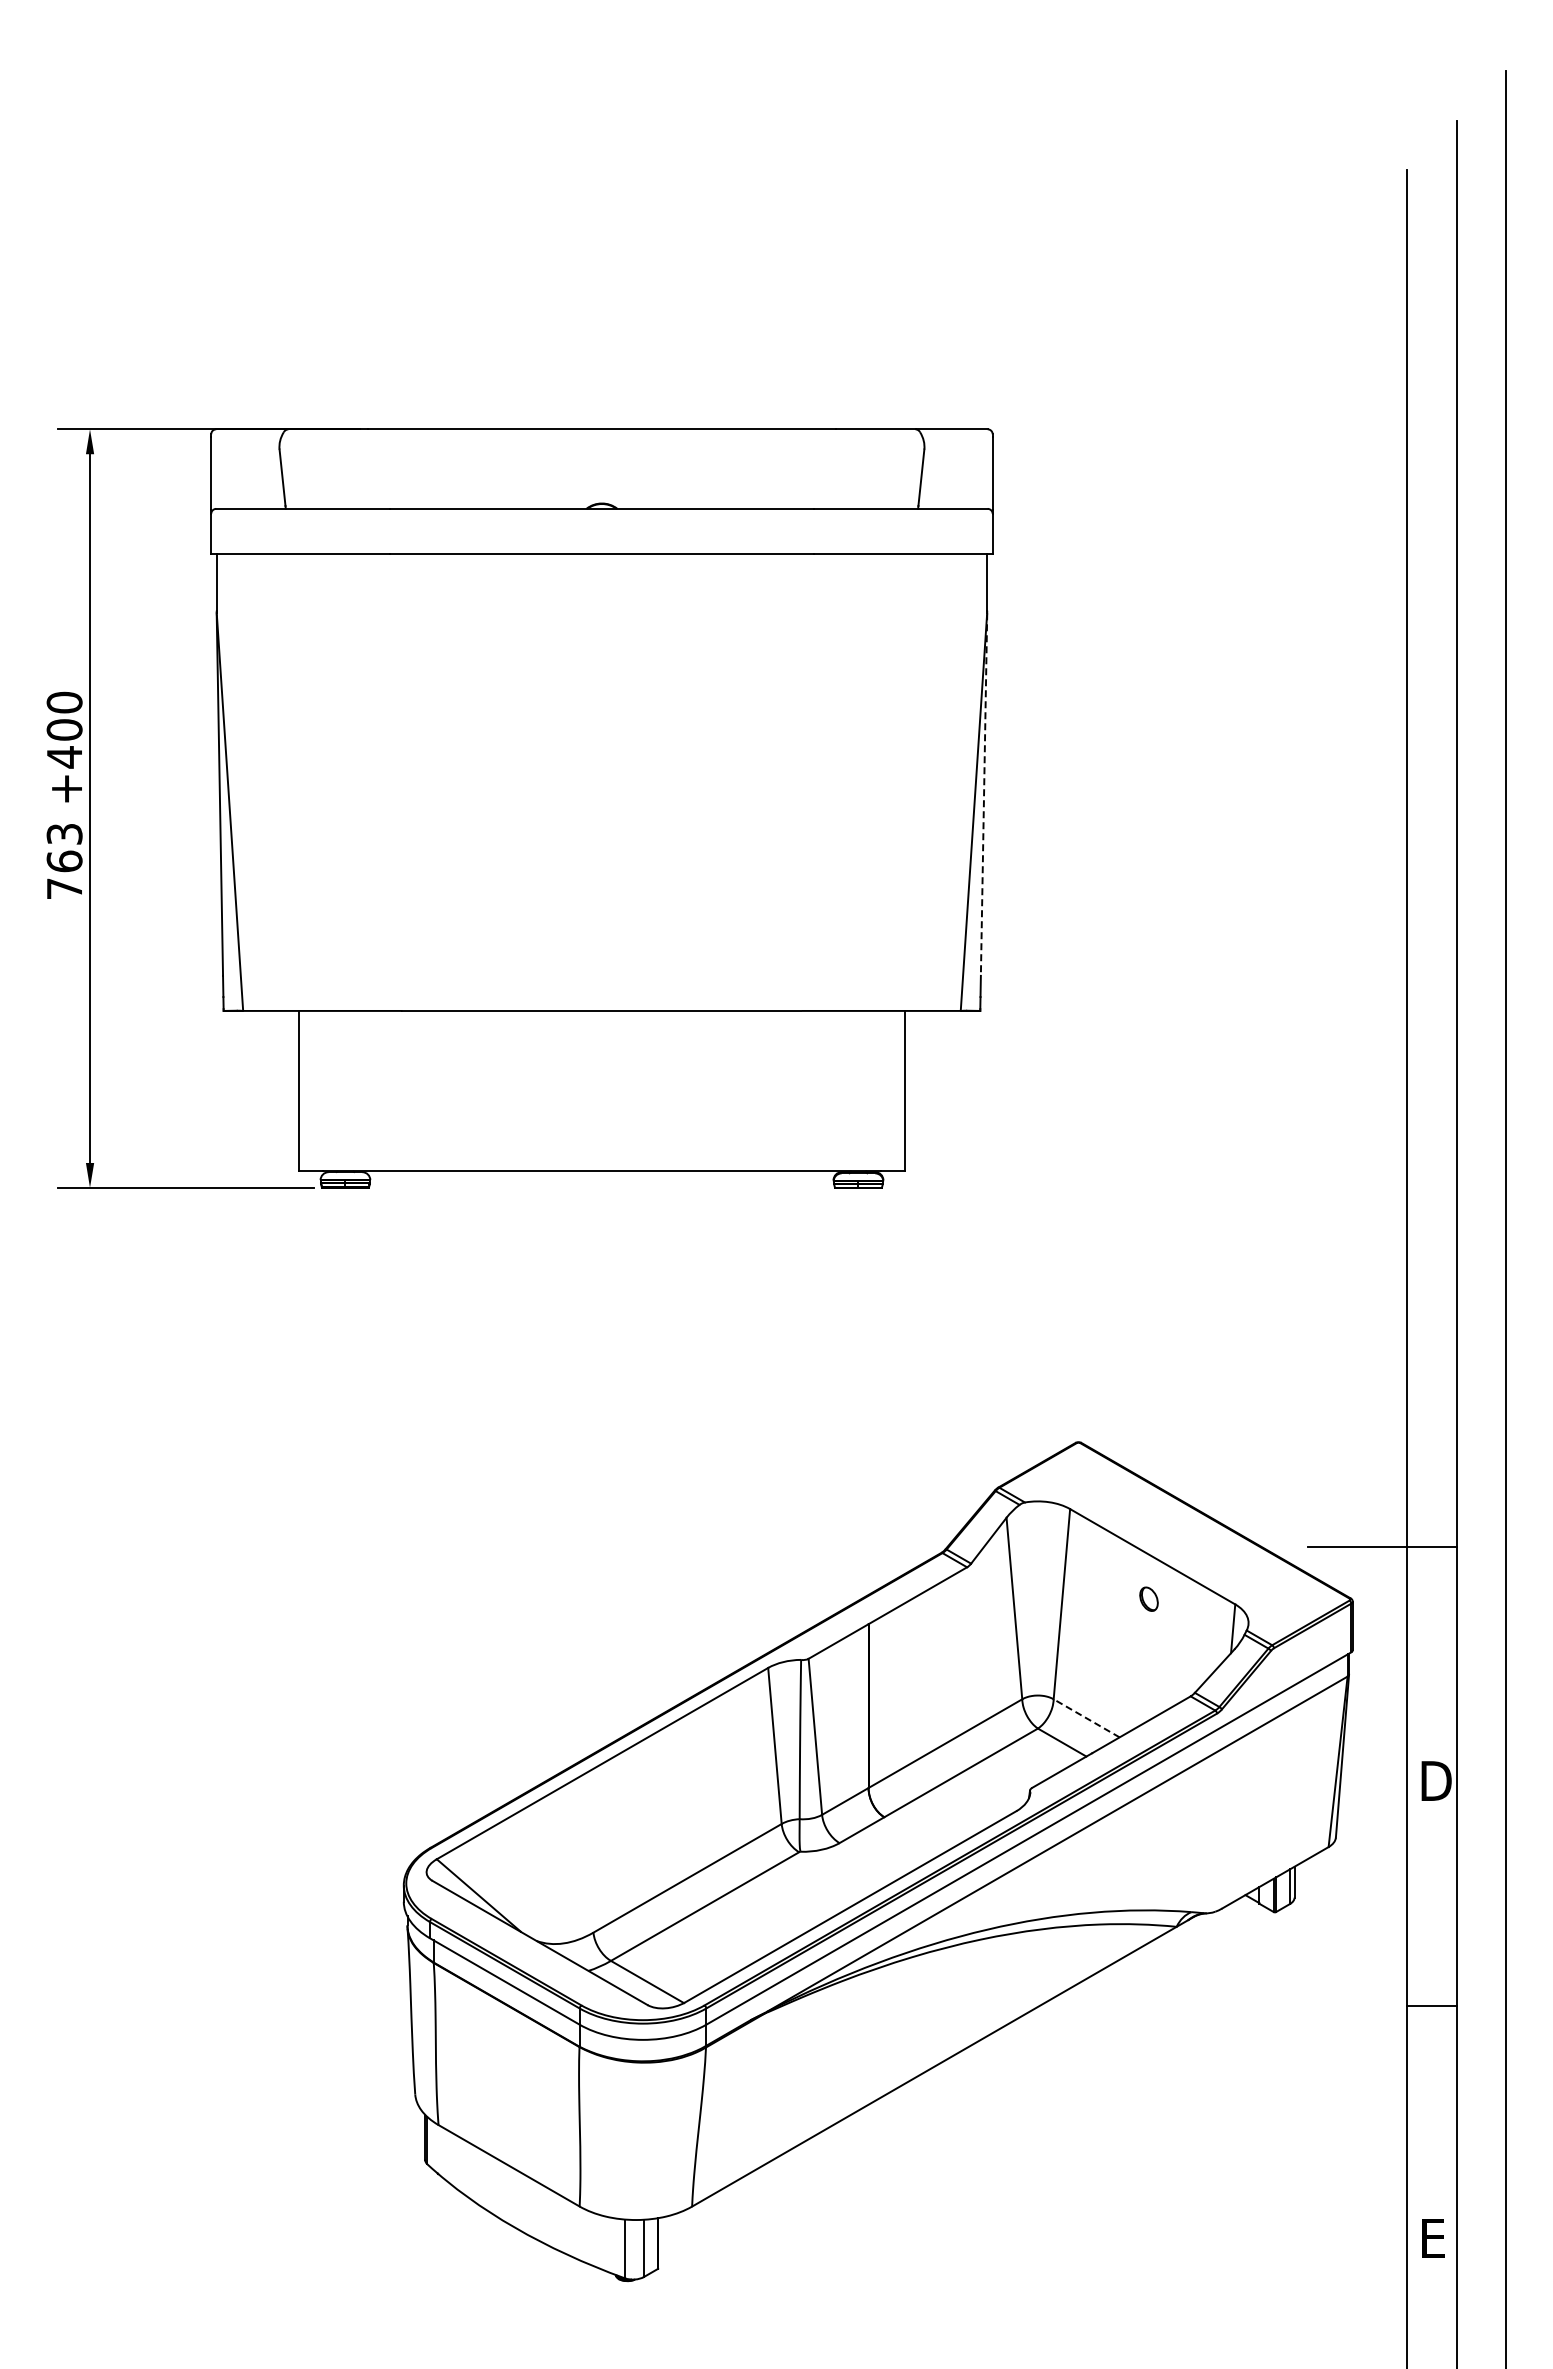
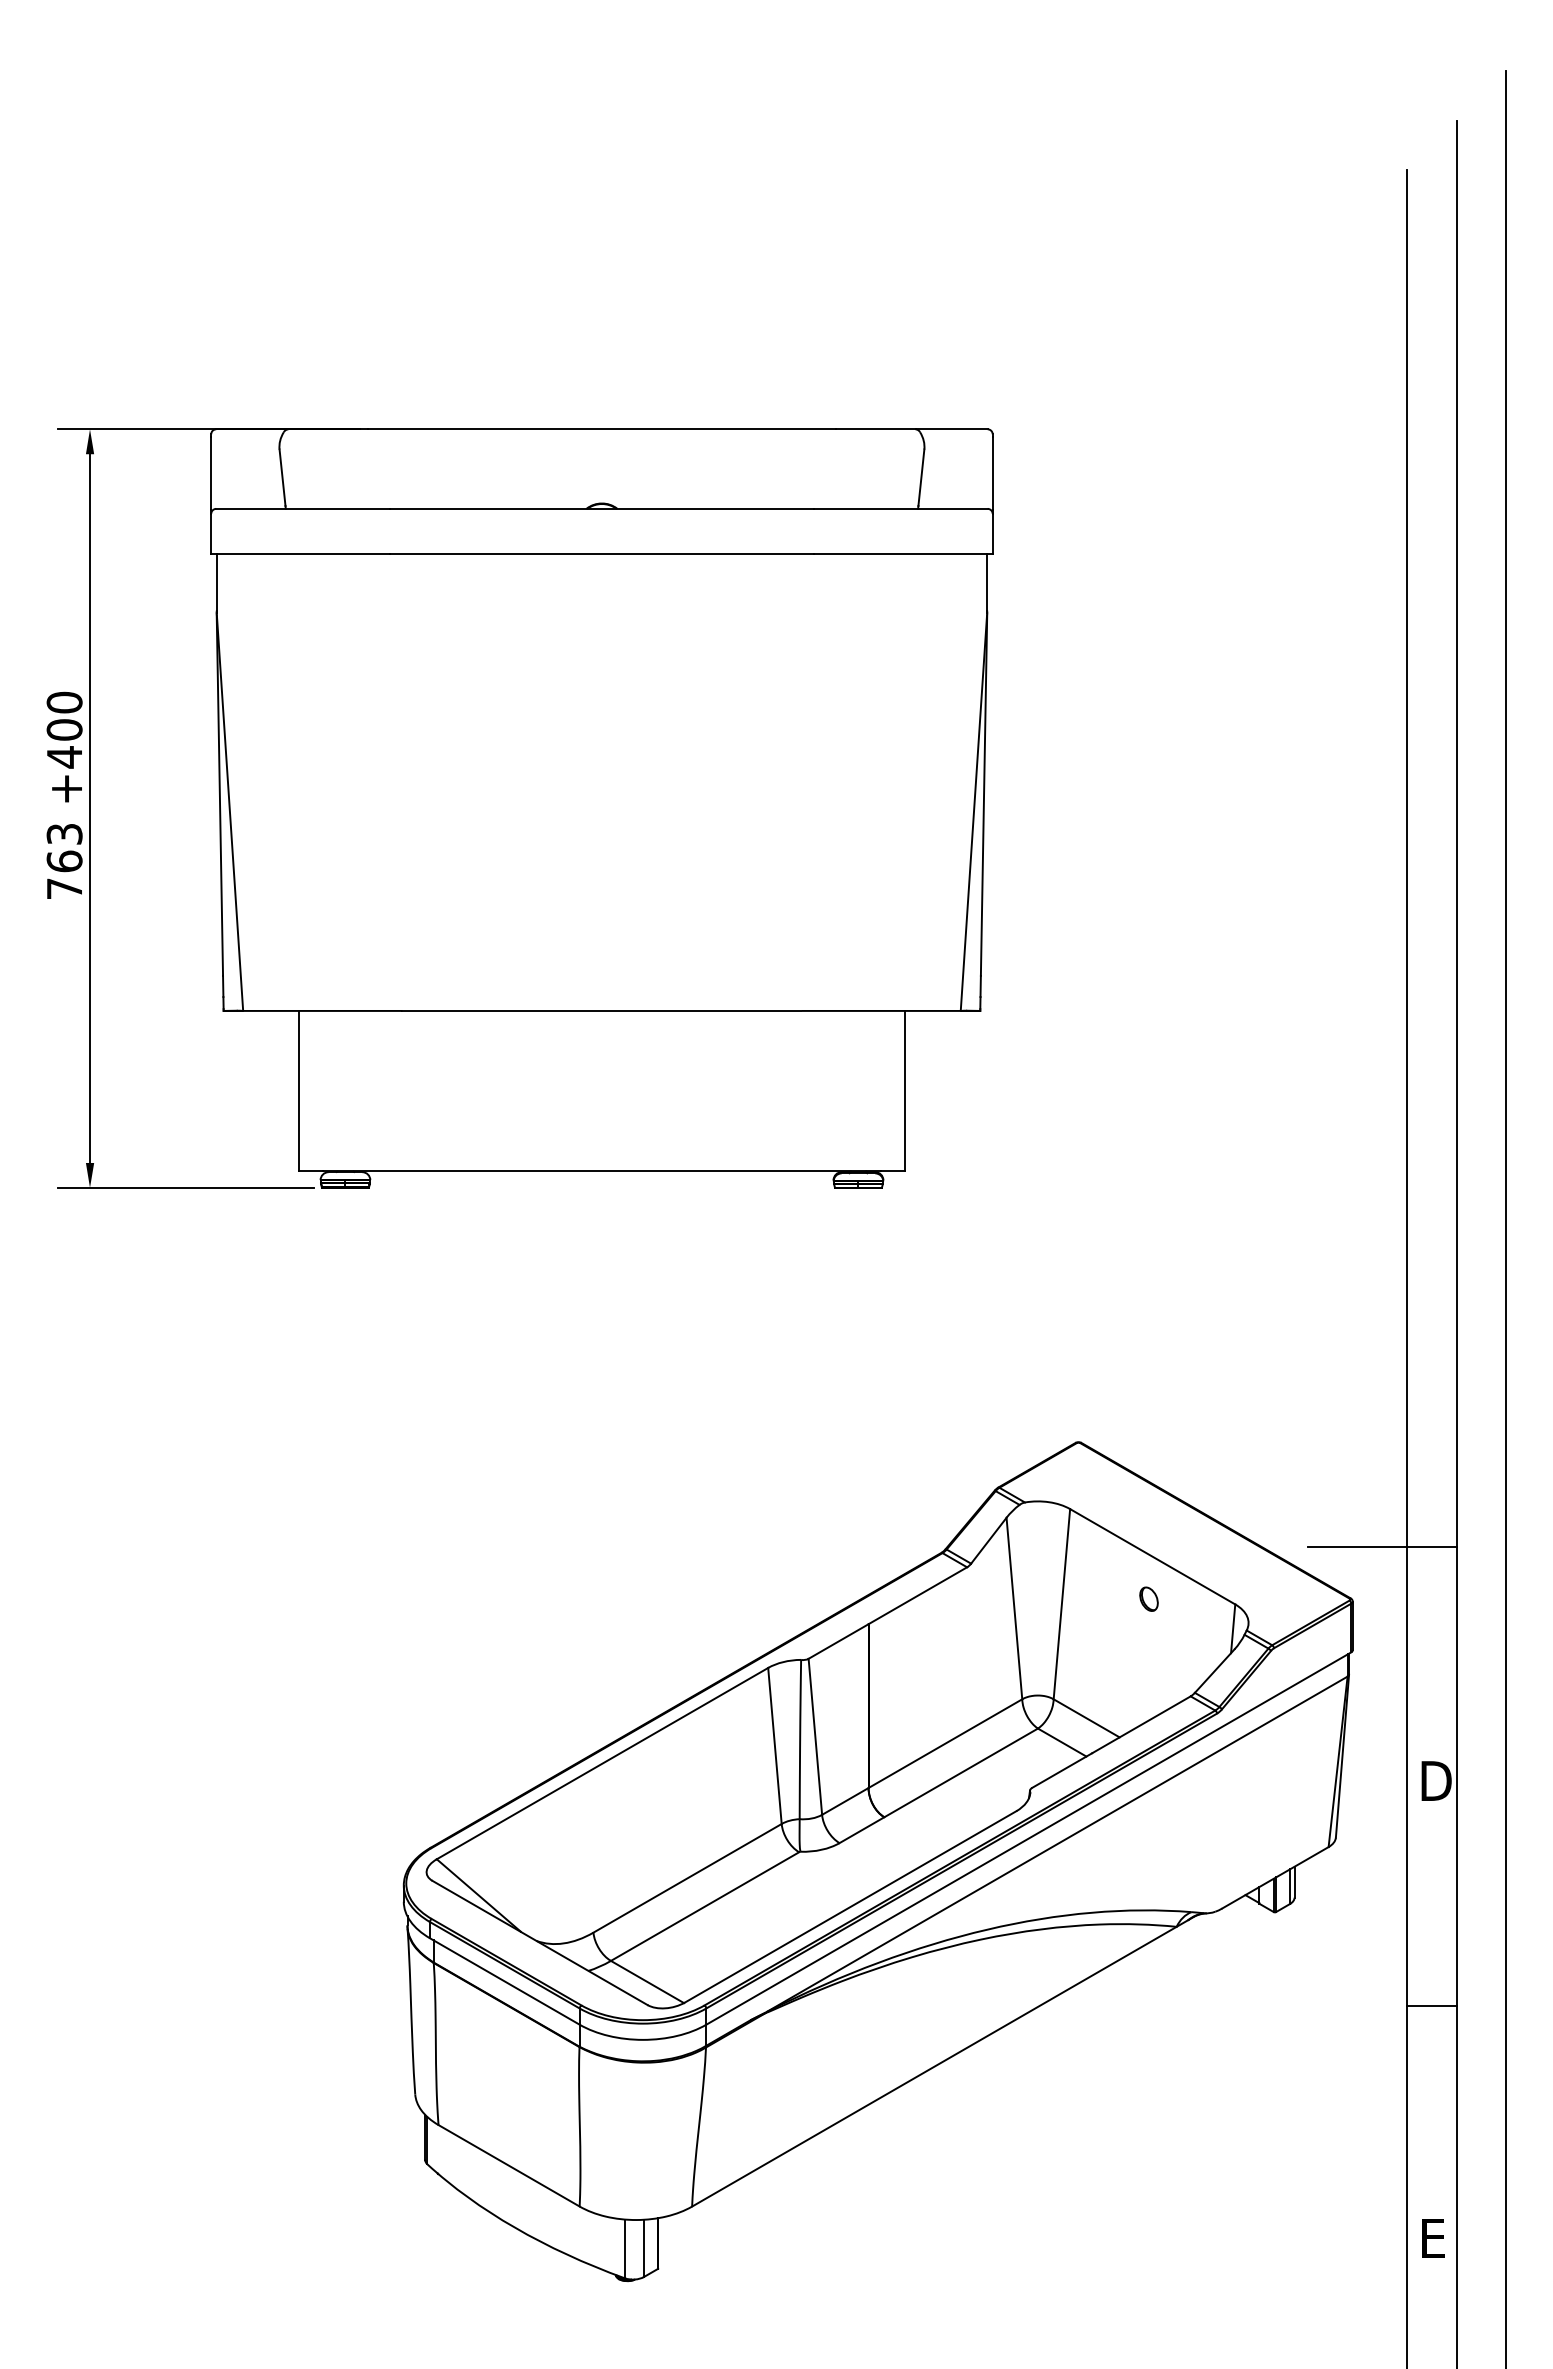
line: dashed -> solid (984, 795)
line: dashed -> solid (1086, 1718)
